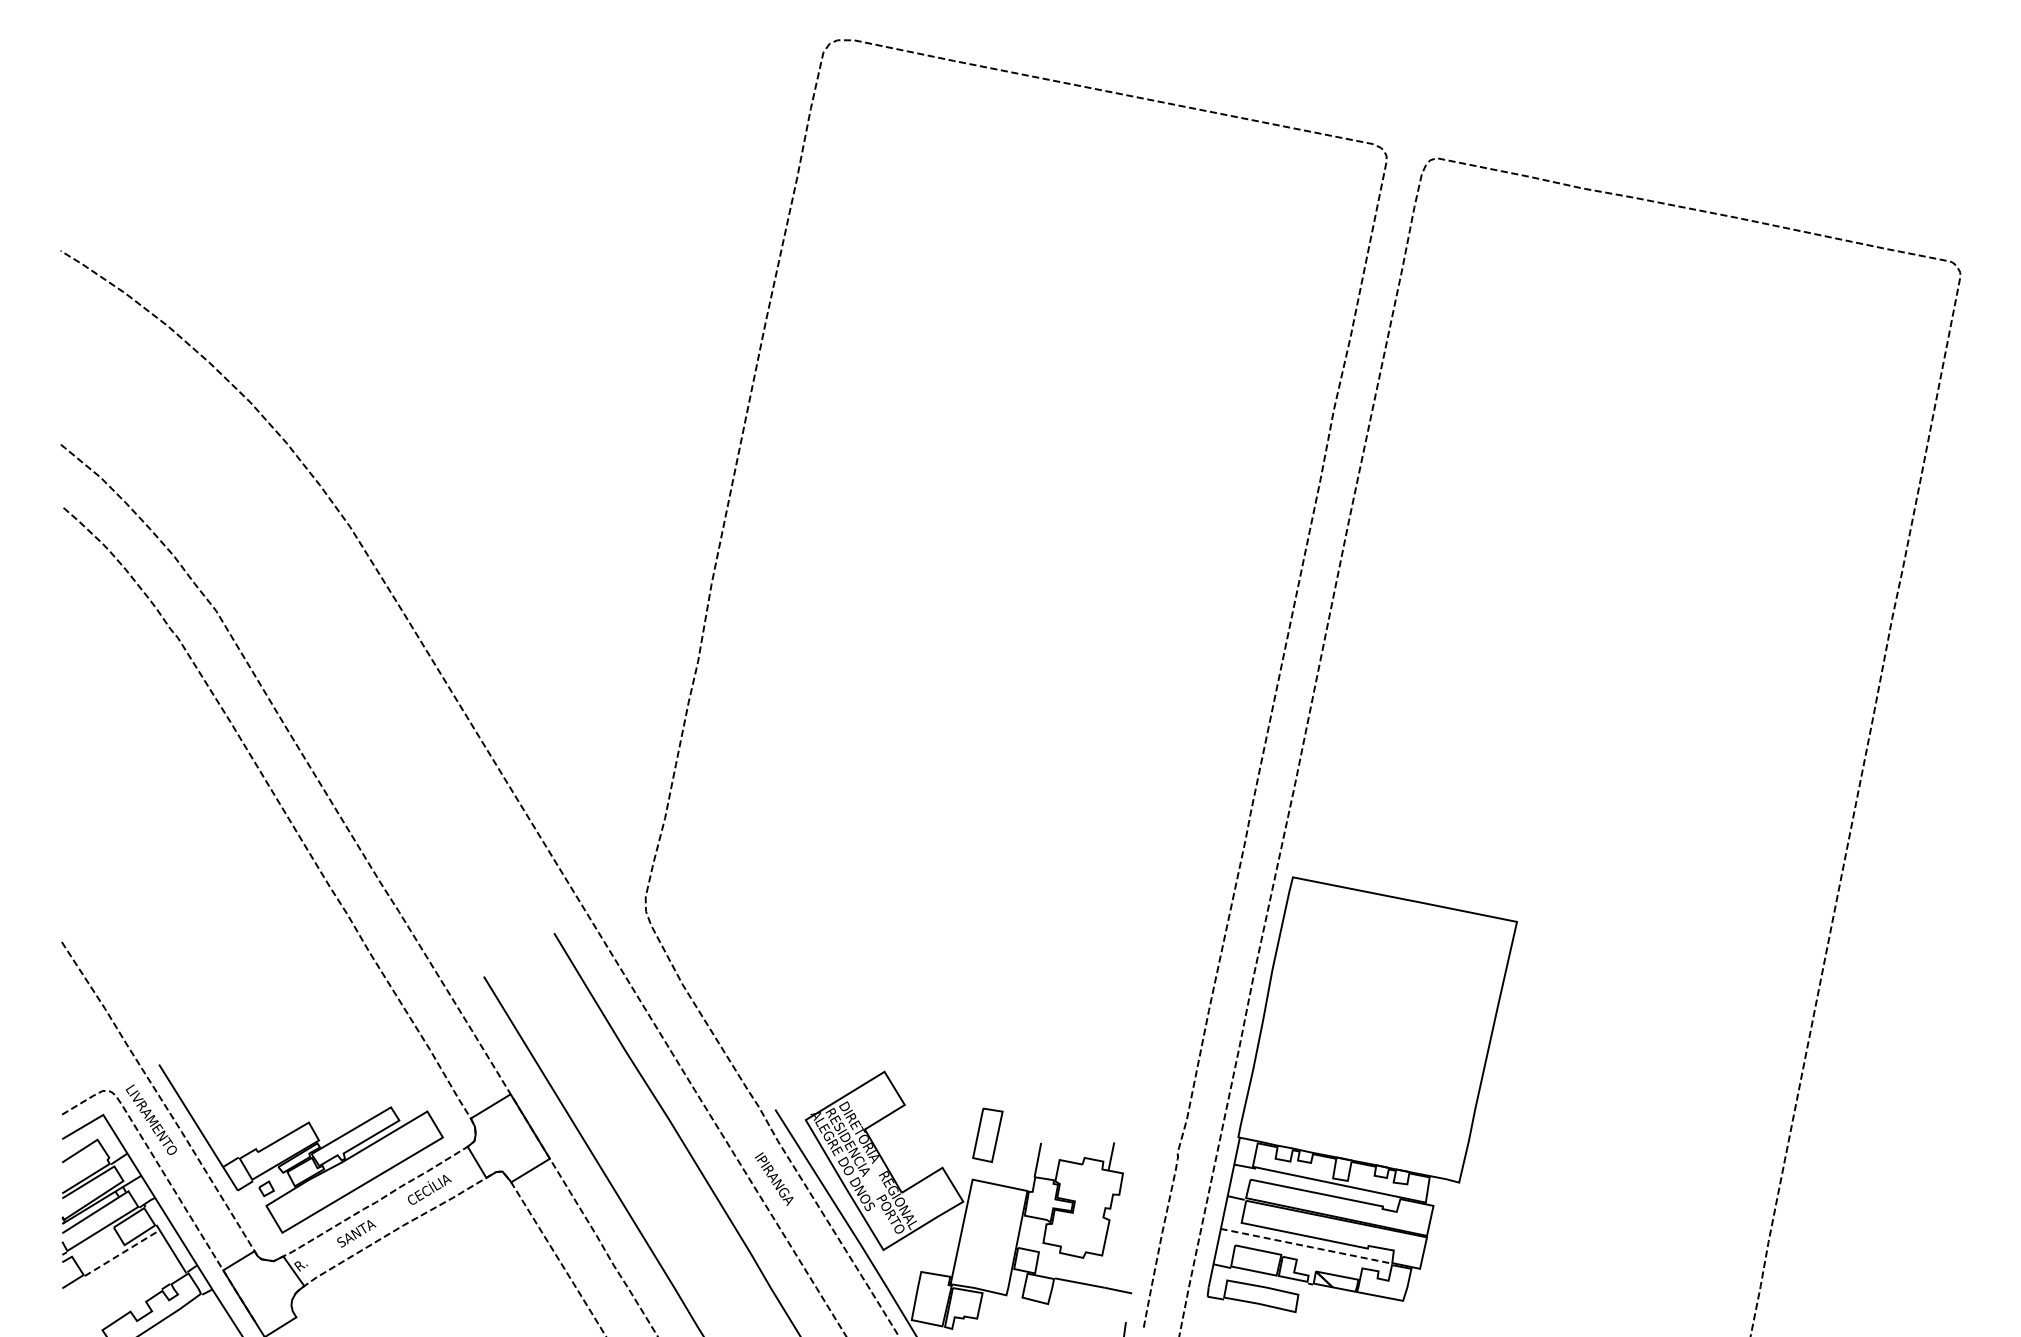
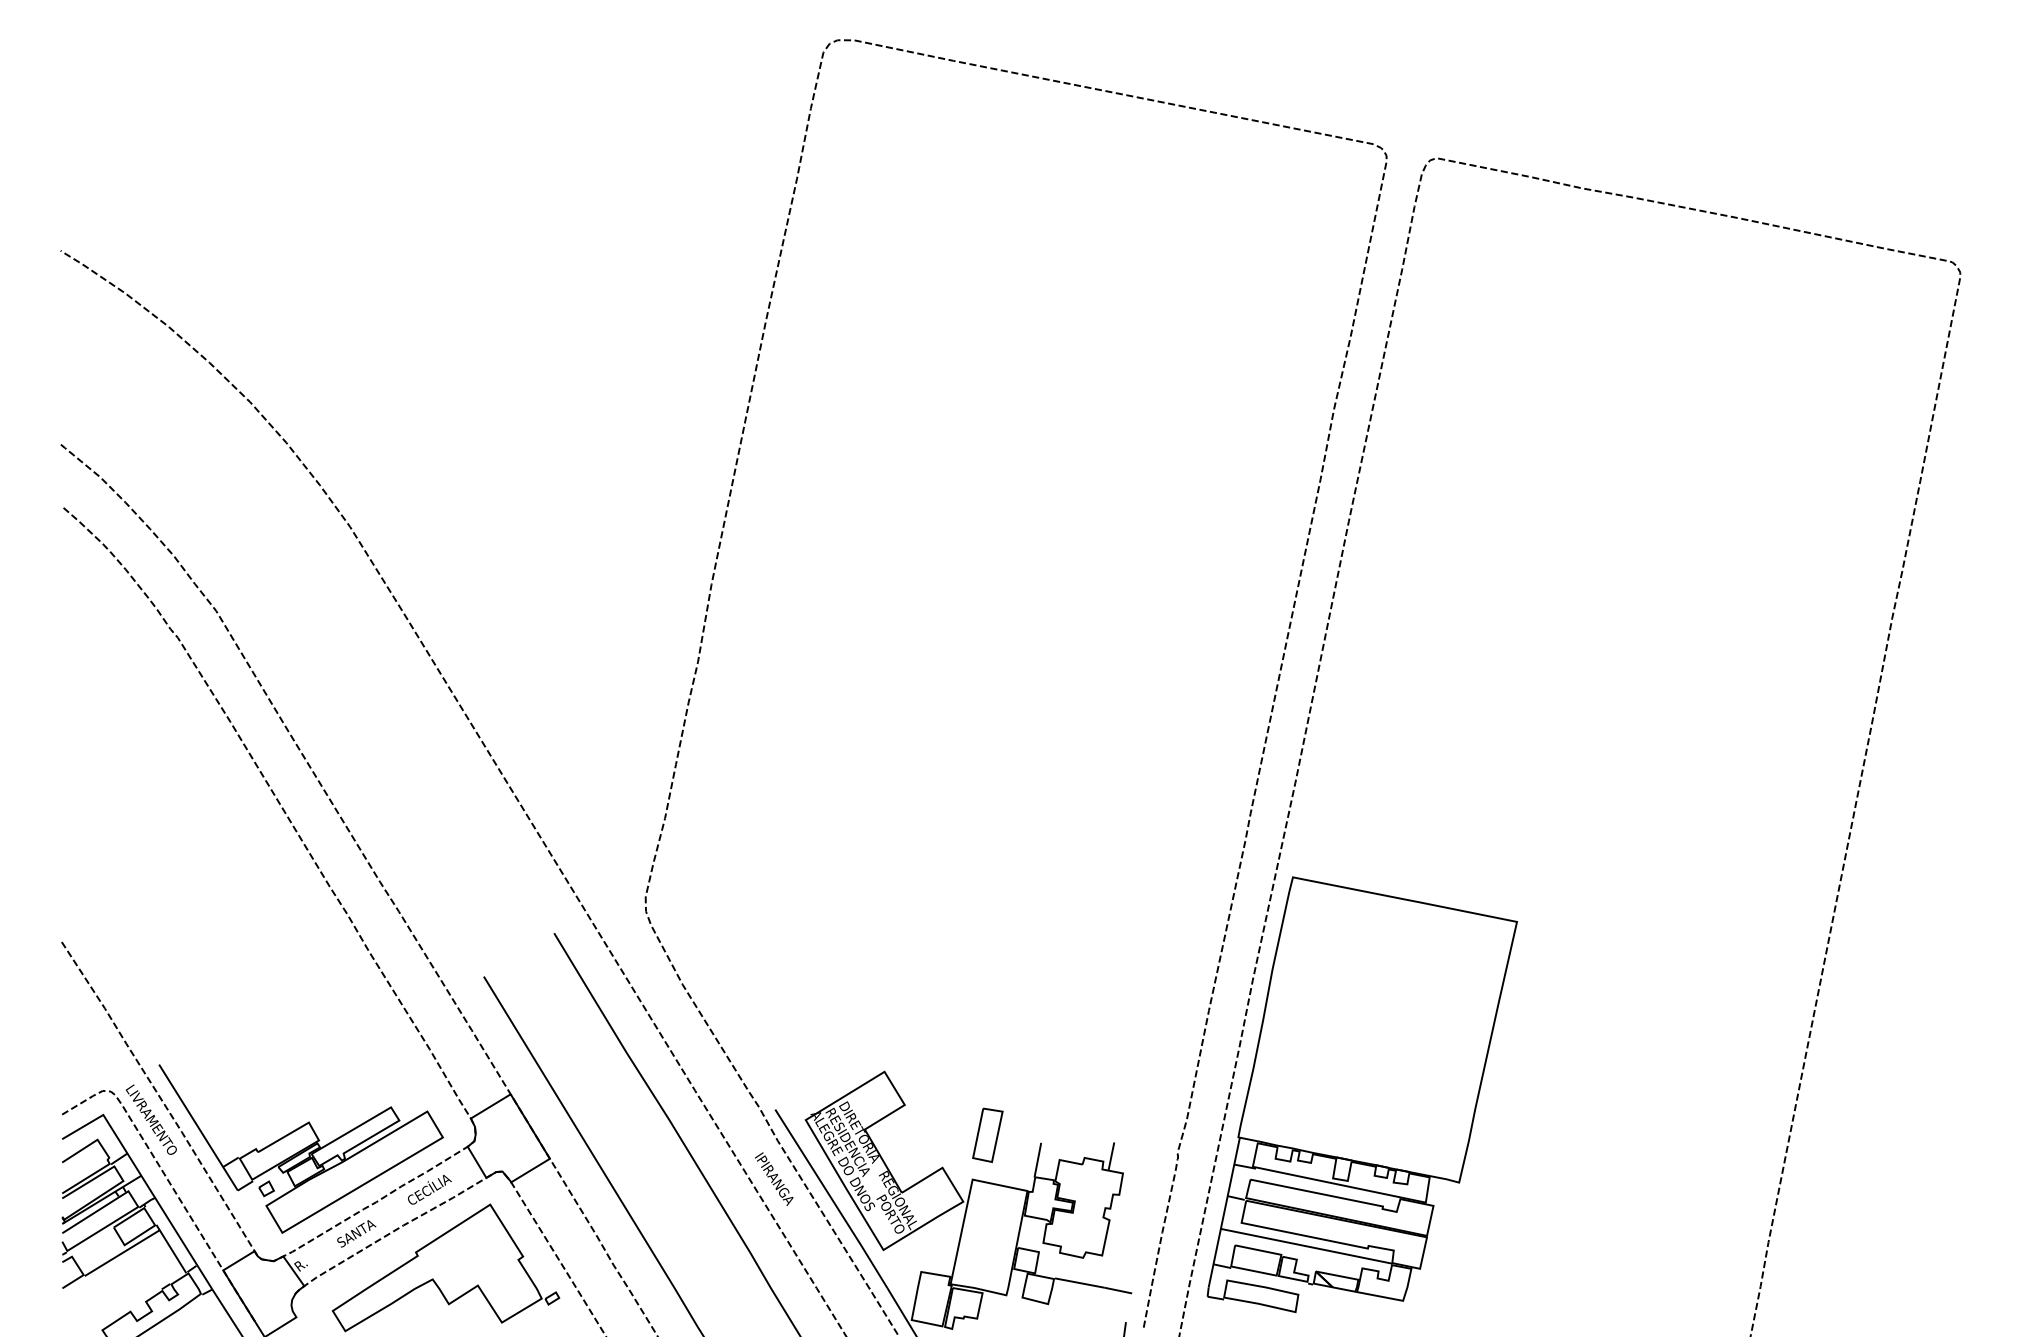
line: dashed -> solid (1306, 1246)
line: dashed -> solid (122, 1252)
part: none -> present (445, 1267)
